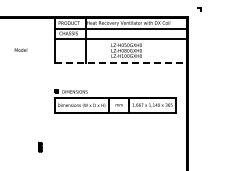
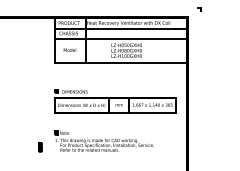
text position: (20, 49) -> (69, 49) (69, 49)
line: dashed -> solid (120, 63)
part: none -> present (103, 140)
